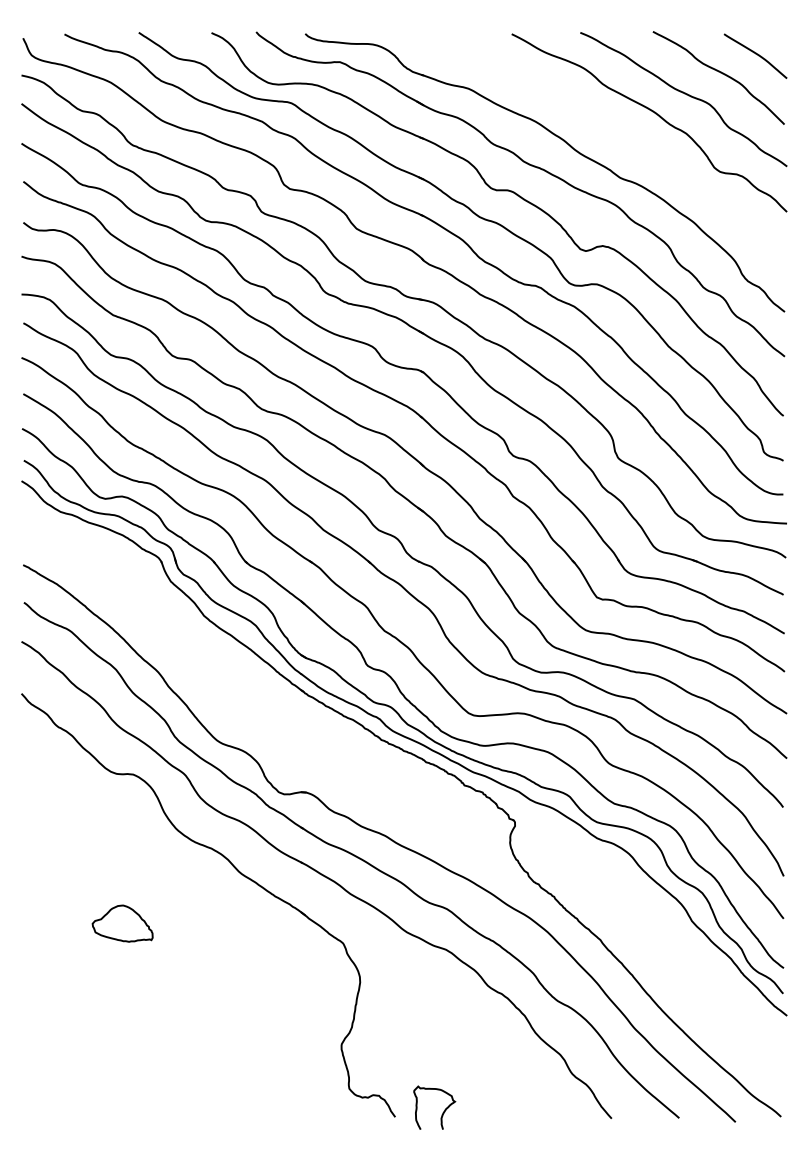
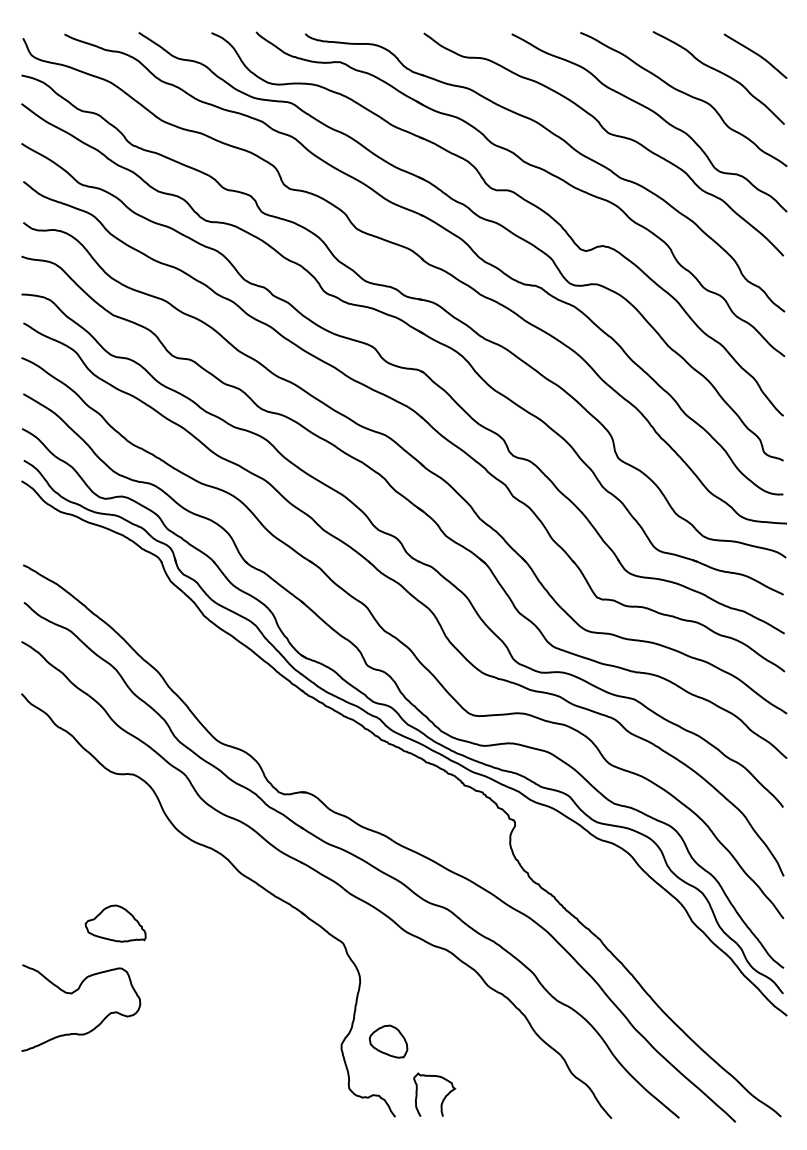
curve: none -> present (608, 134)
part position: (122, 923) -> (115, 923) (115, 923)
curve: none -> present (72, 994)
part: none -> present (388, 1041)
curve position: (442, 1112) -> (442, 1099) (442, 1099)
